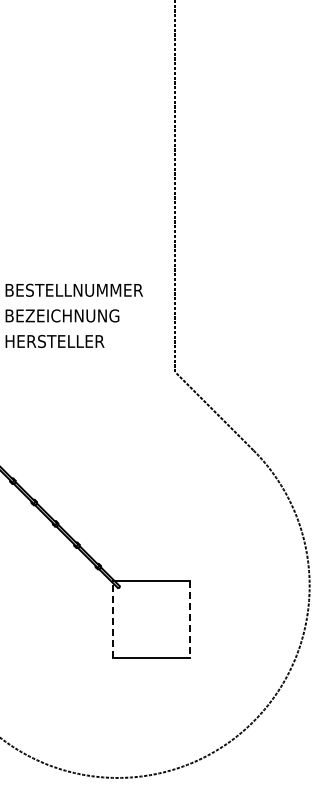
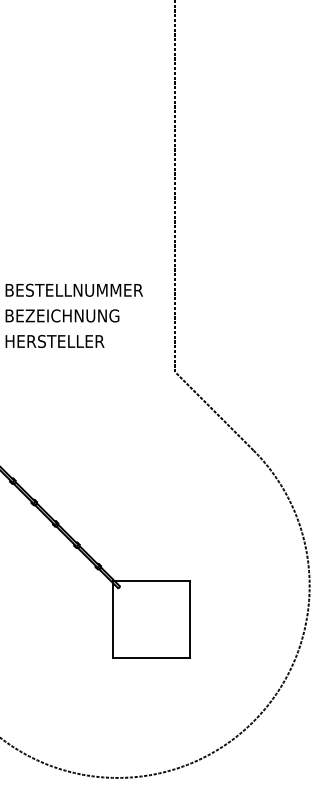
line: dashed -> solid (112, 619)
line: dashed -> solid (189, 620)
